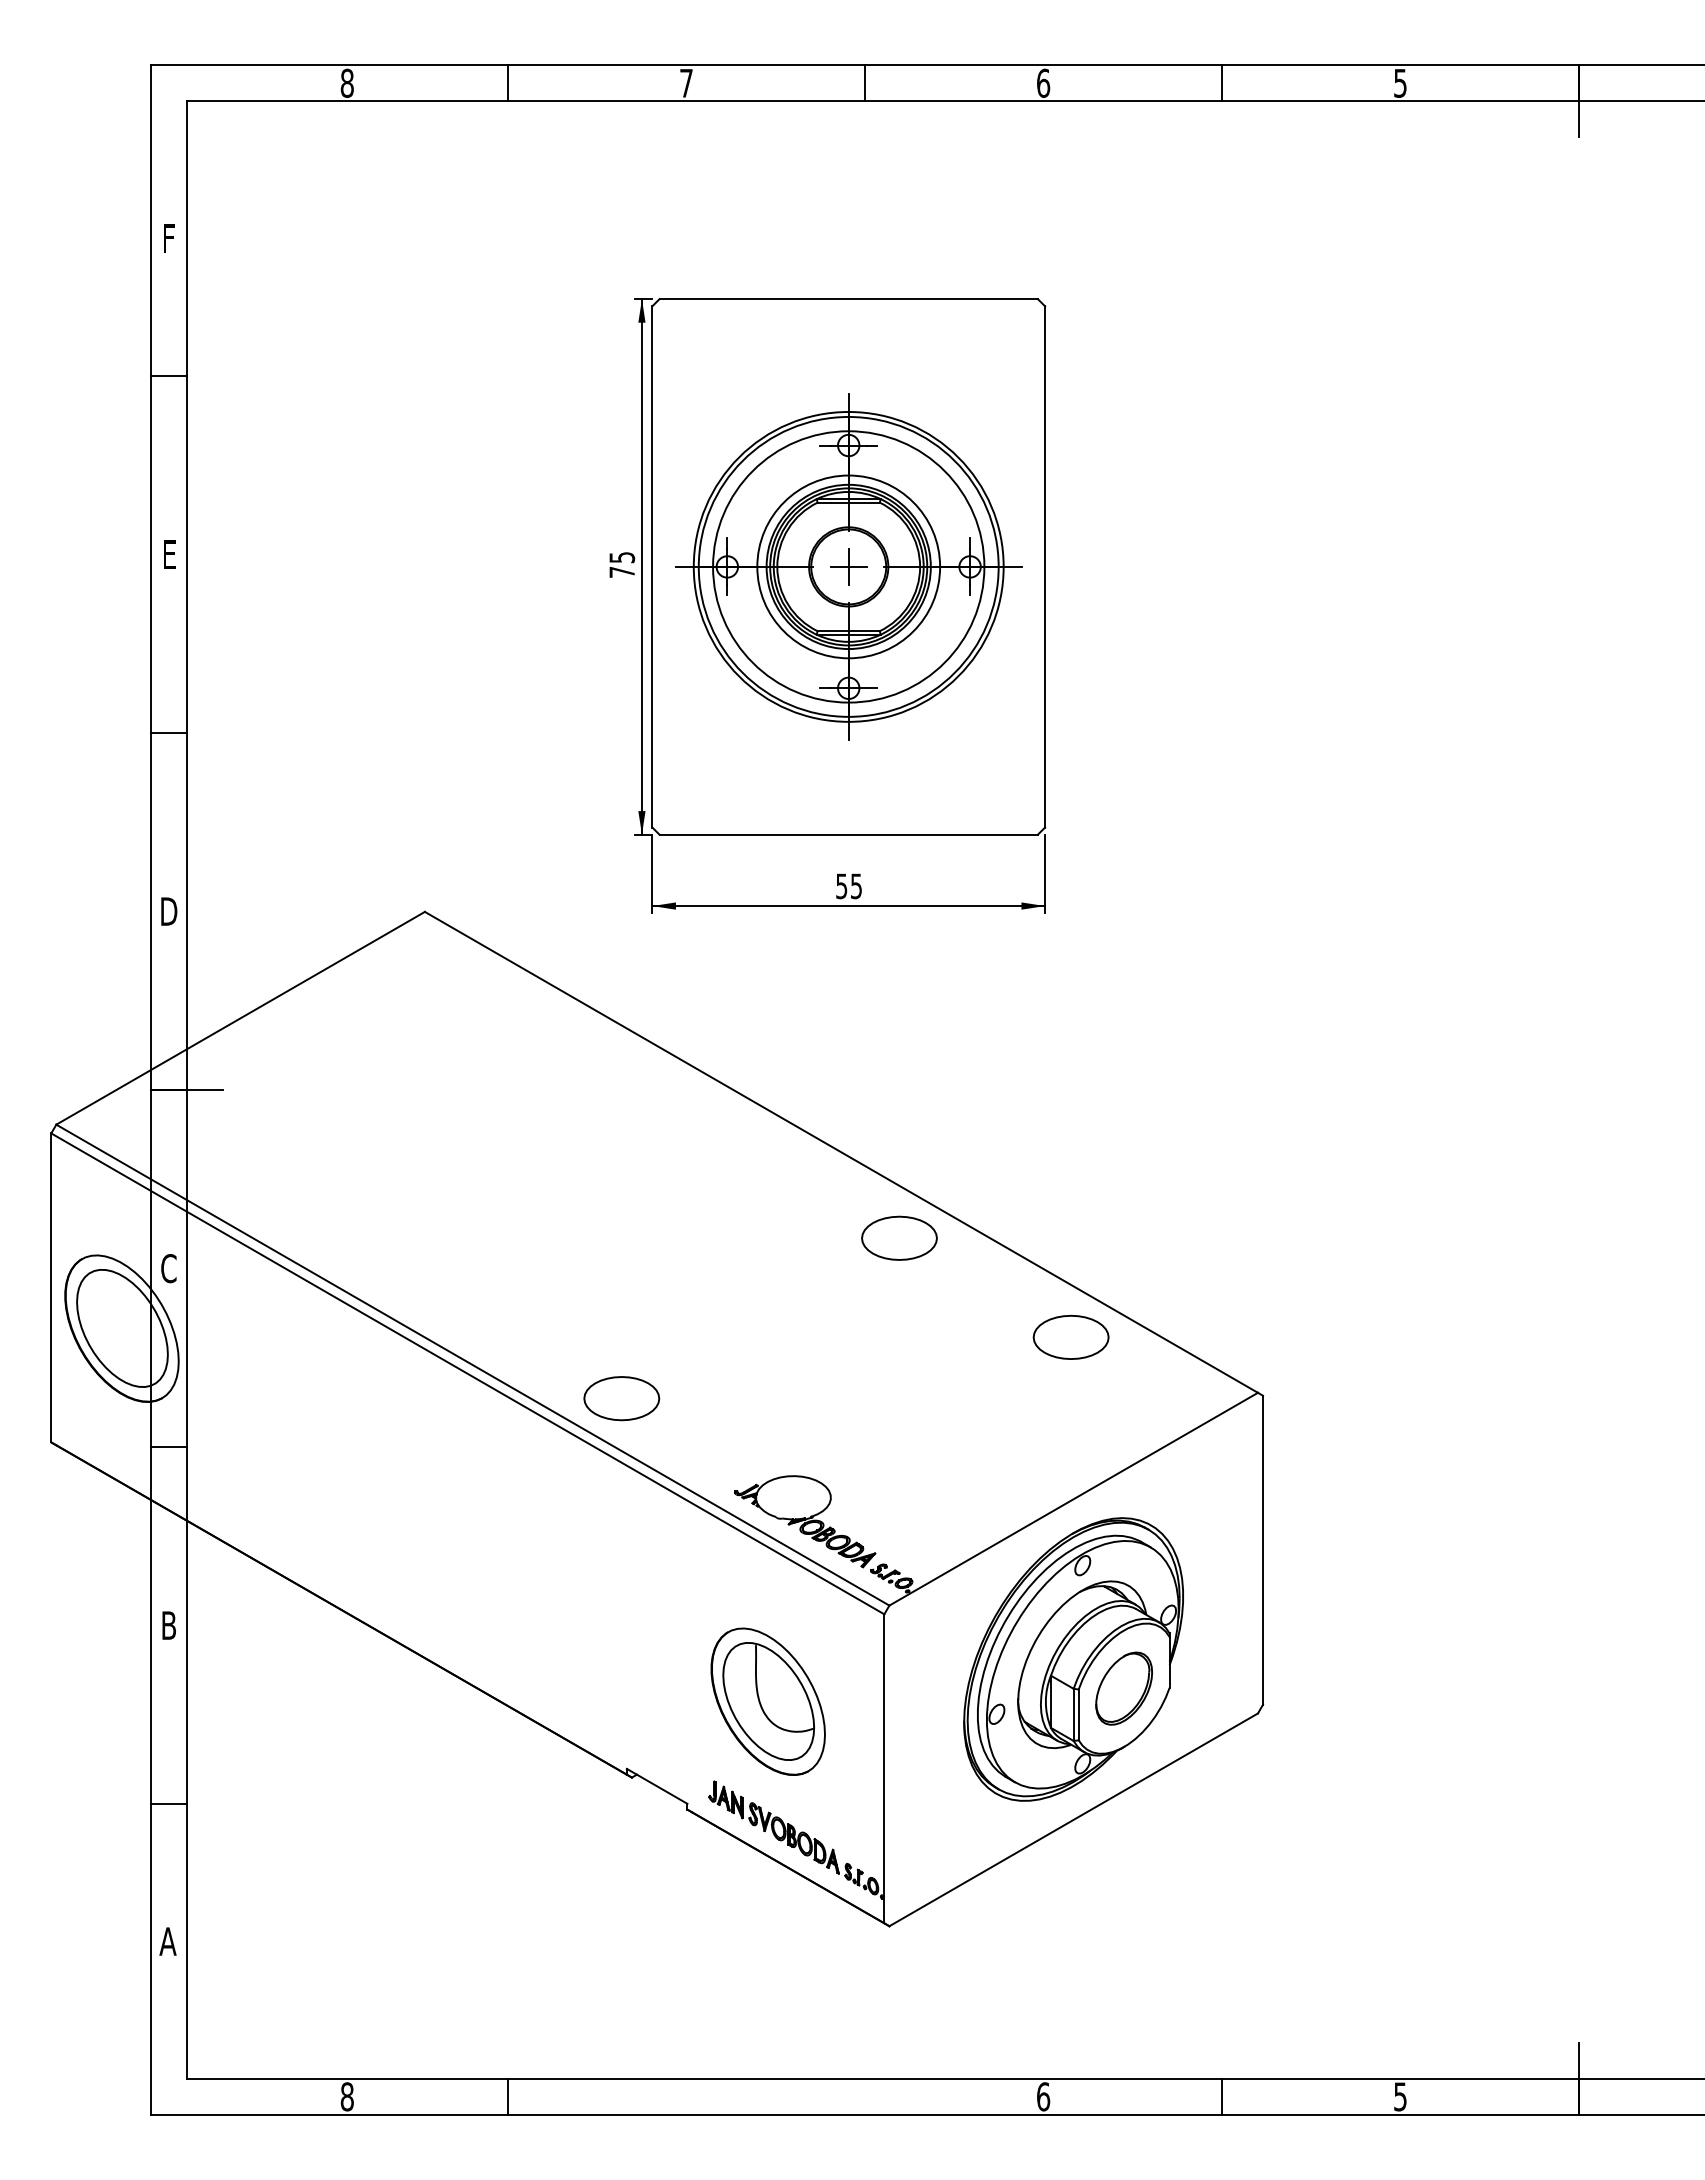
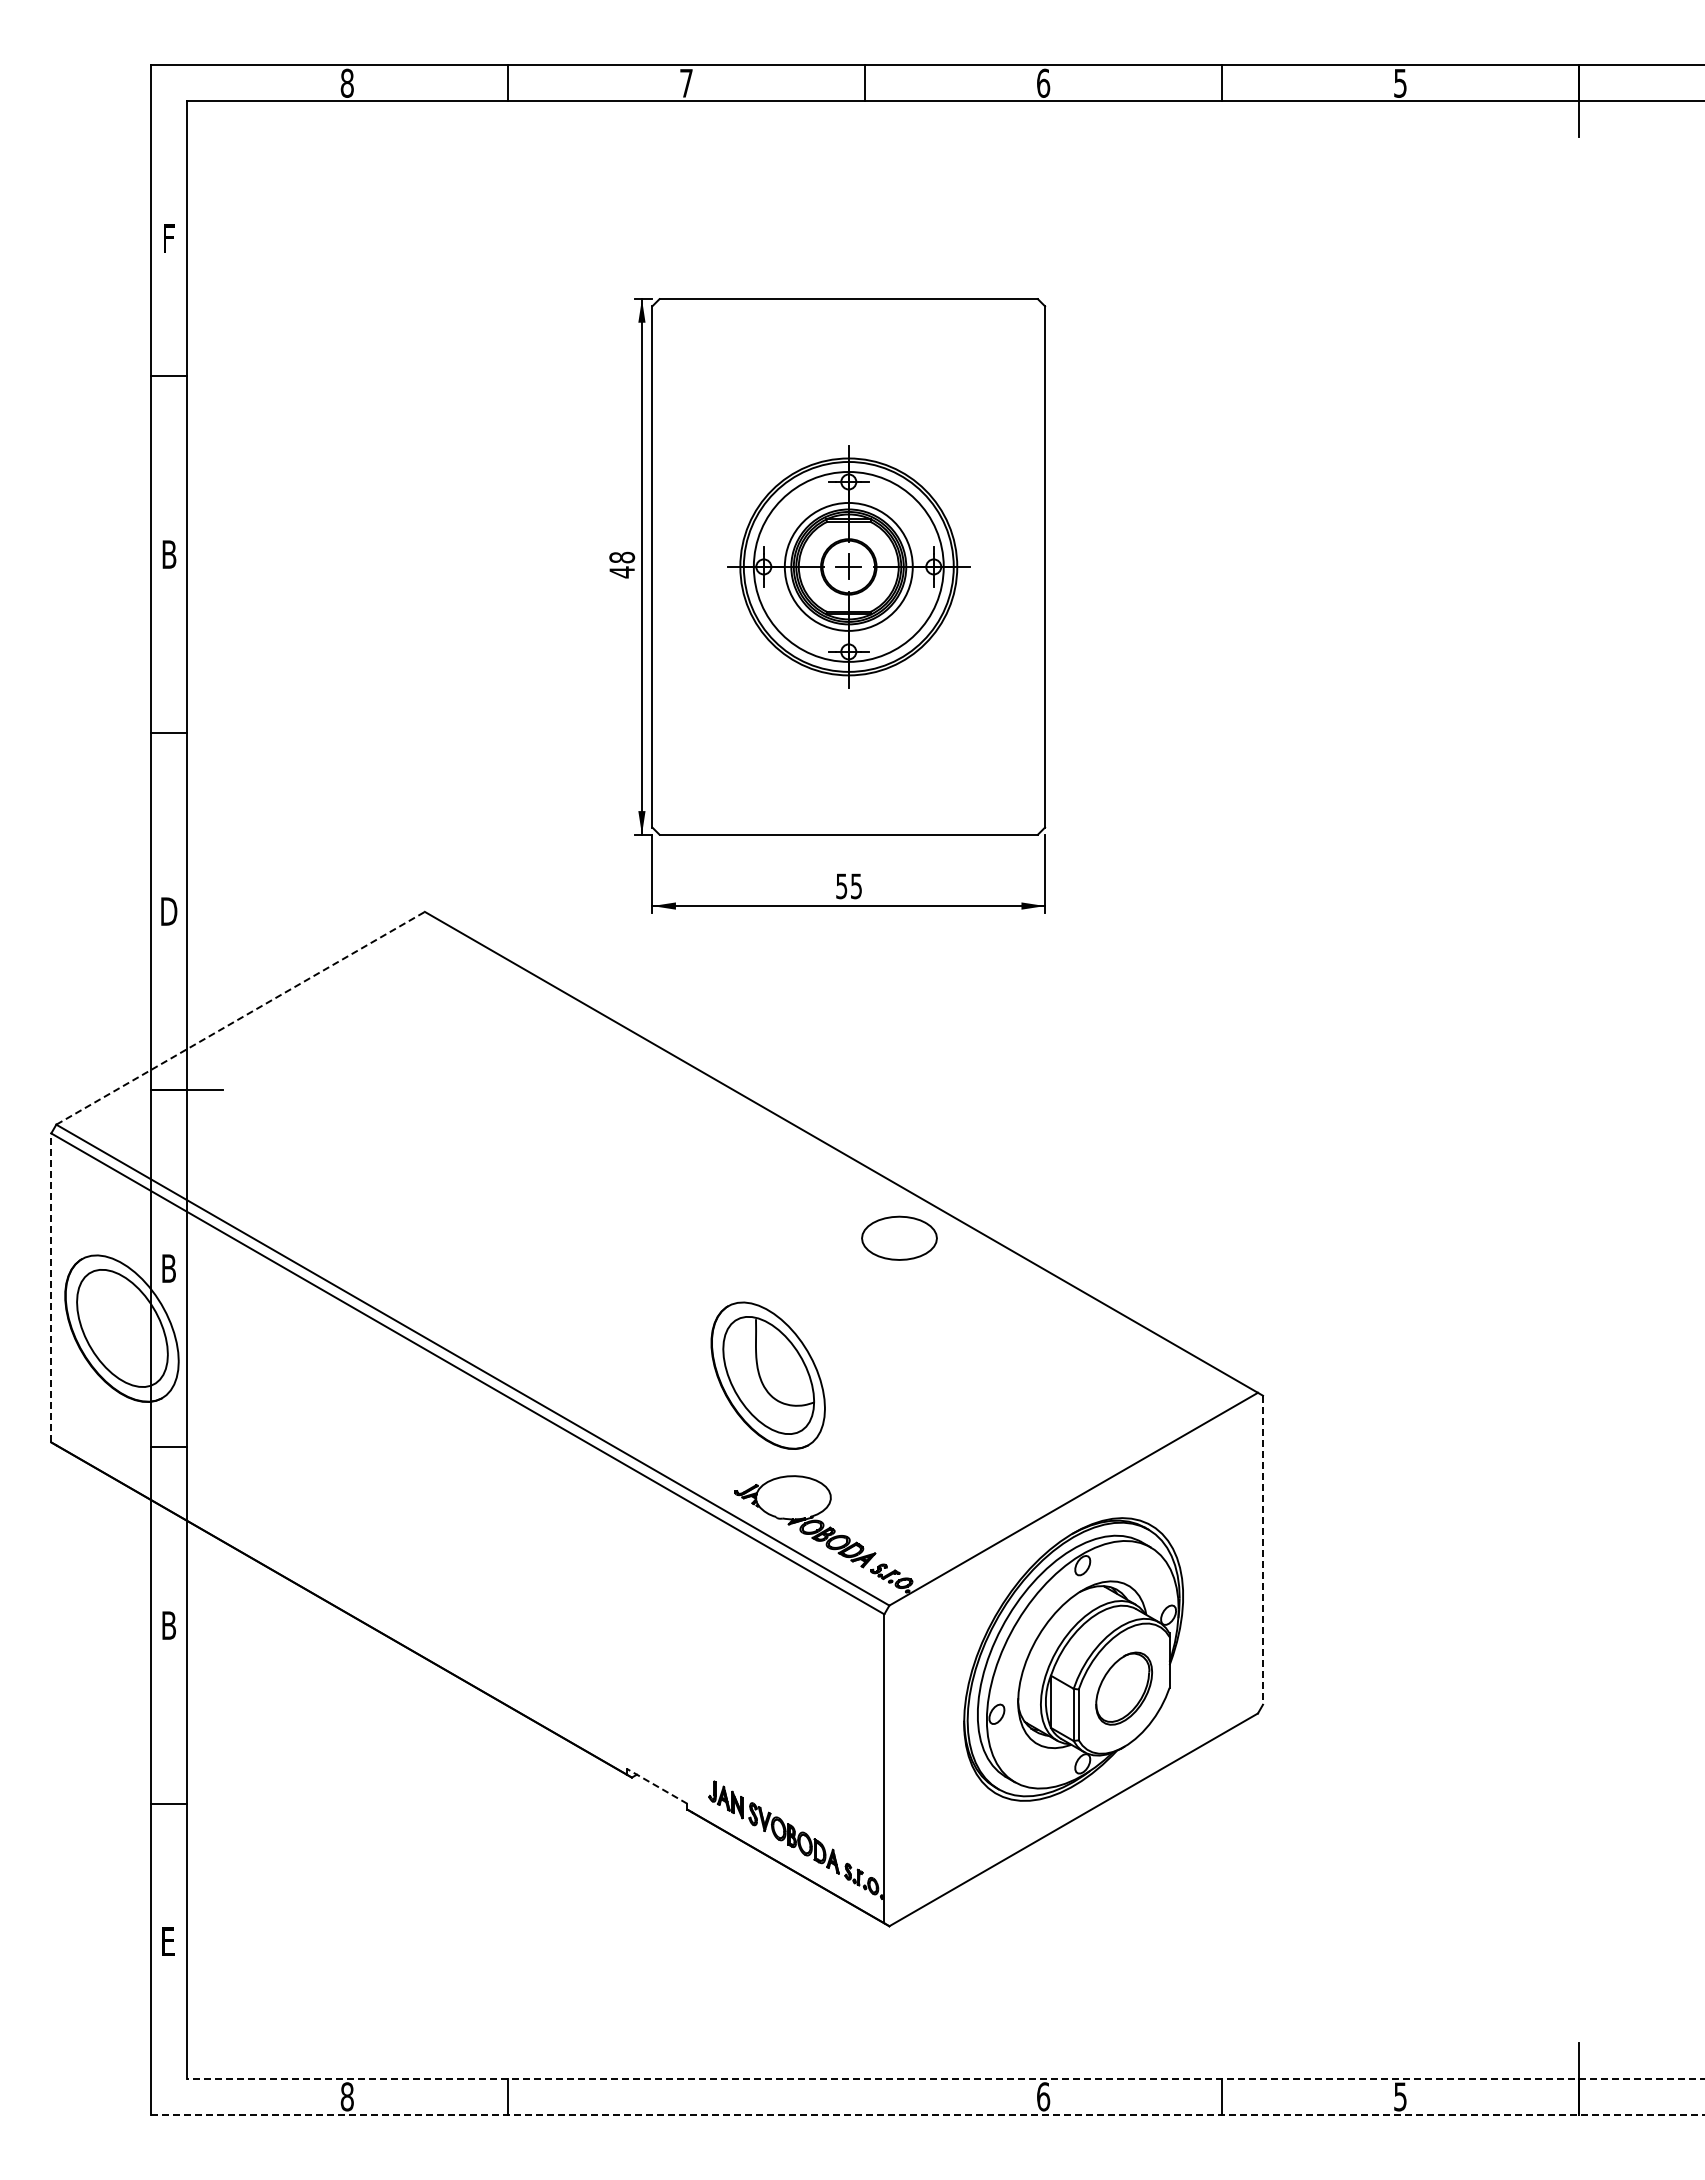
text: E -> B (169, 554)
text: 75 -> 48 (622, 564)
part size: 348x348 px -> 244x244 px (848, 566)
line: solid -> dashed (240, 1018)
text: C -> B (168, 1268)
line: solid -> dashed (51, 1287)
part: present -> none (1070, 1336)
part: present -> none (621, 1398)
line: solid -> dashed (1263, 1550)
part position: (767, 1701) -> (767, 1375) (767, 1375)
line: solid -> dashed (657, 1786)
text: A -> E (167, 1941)
line: solid -> dashed (945, 2078)
line: solid -> dashed (928, 2114)
